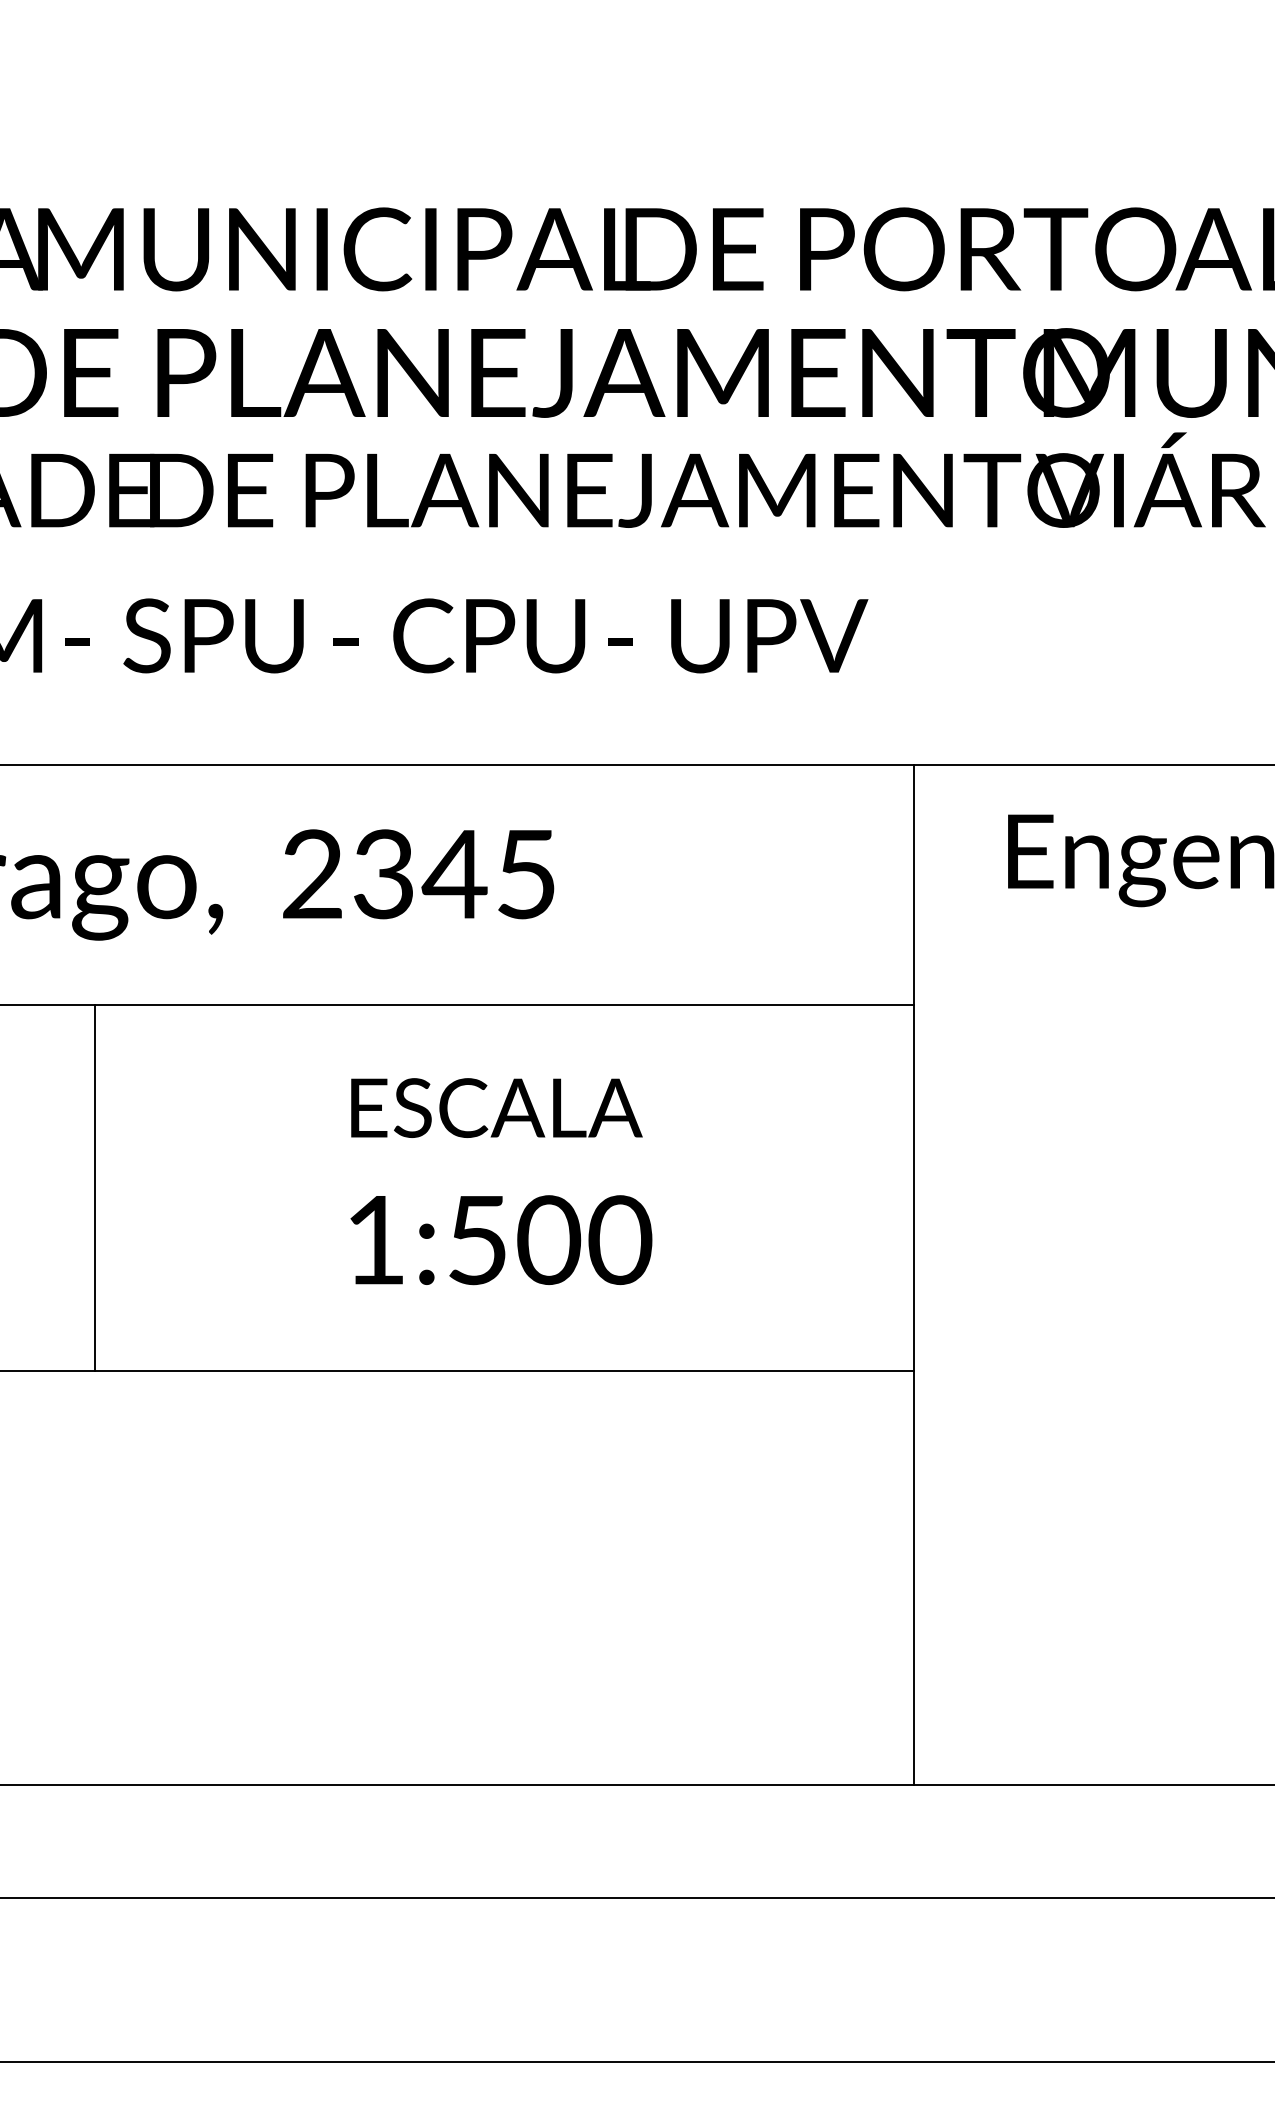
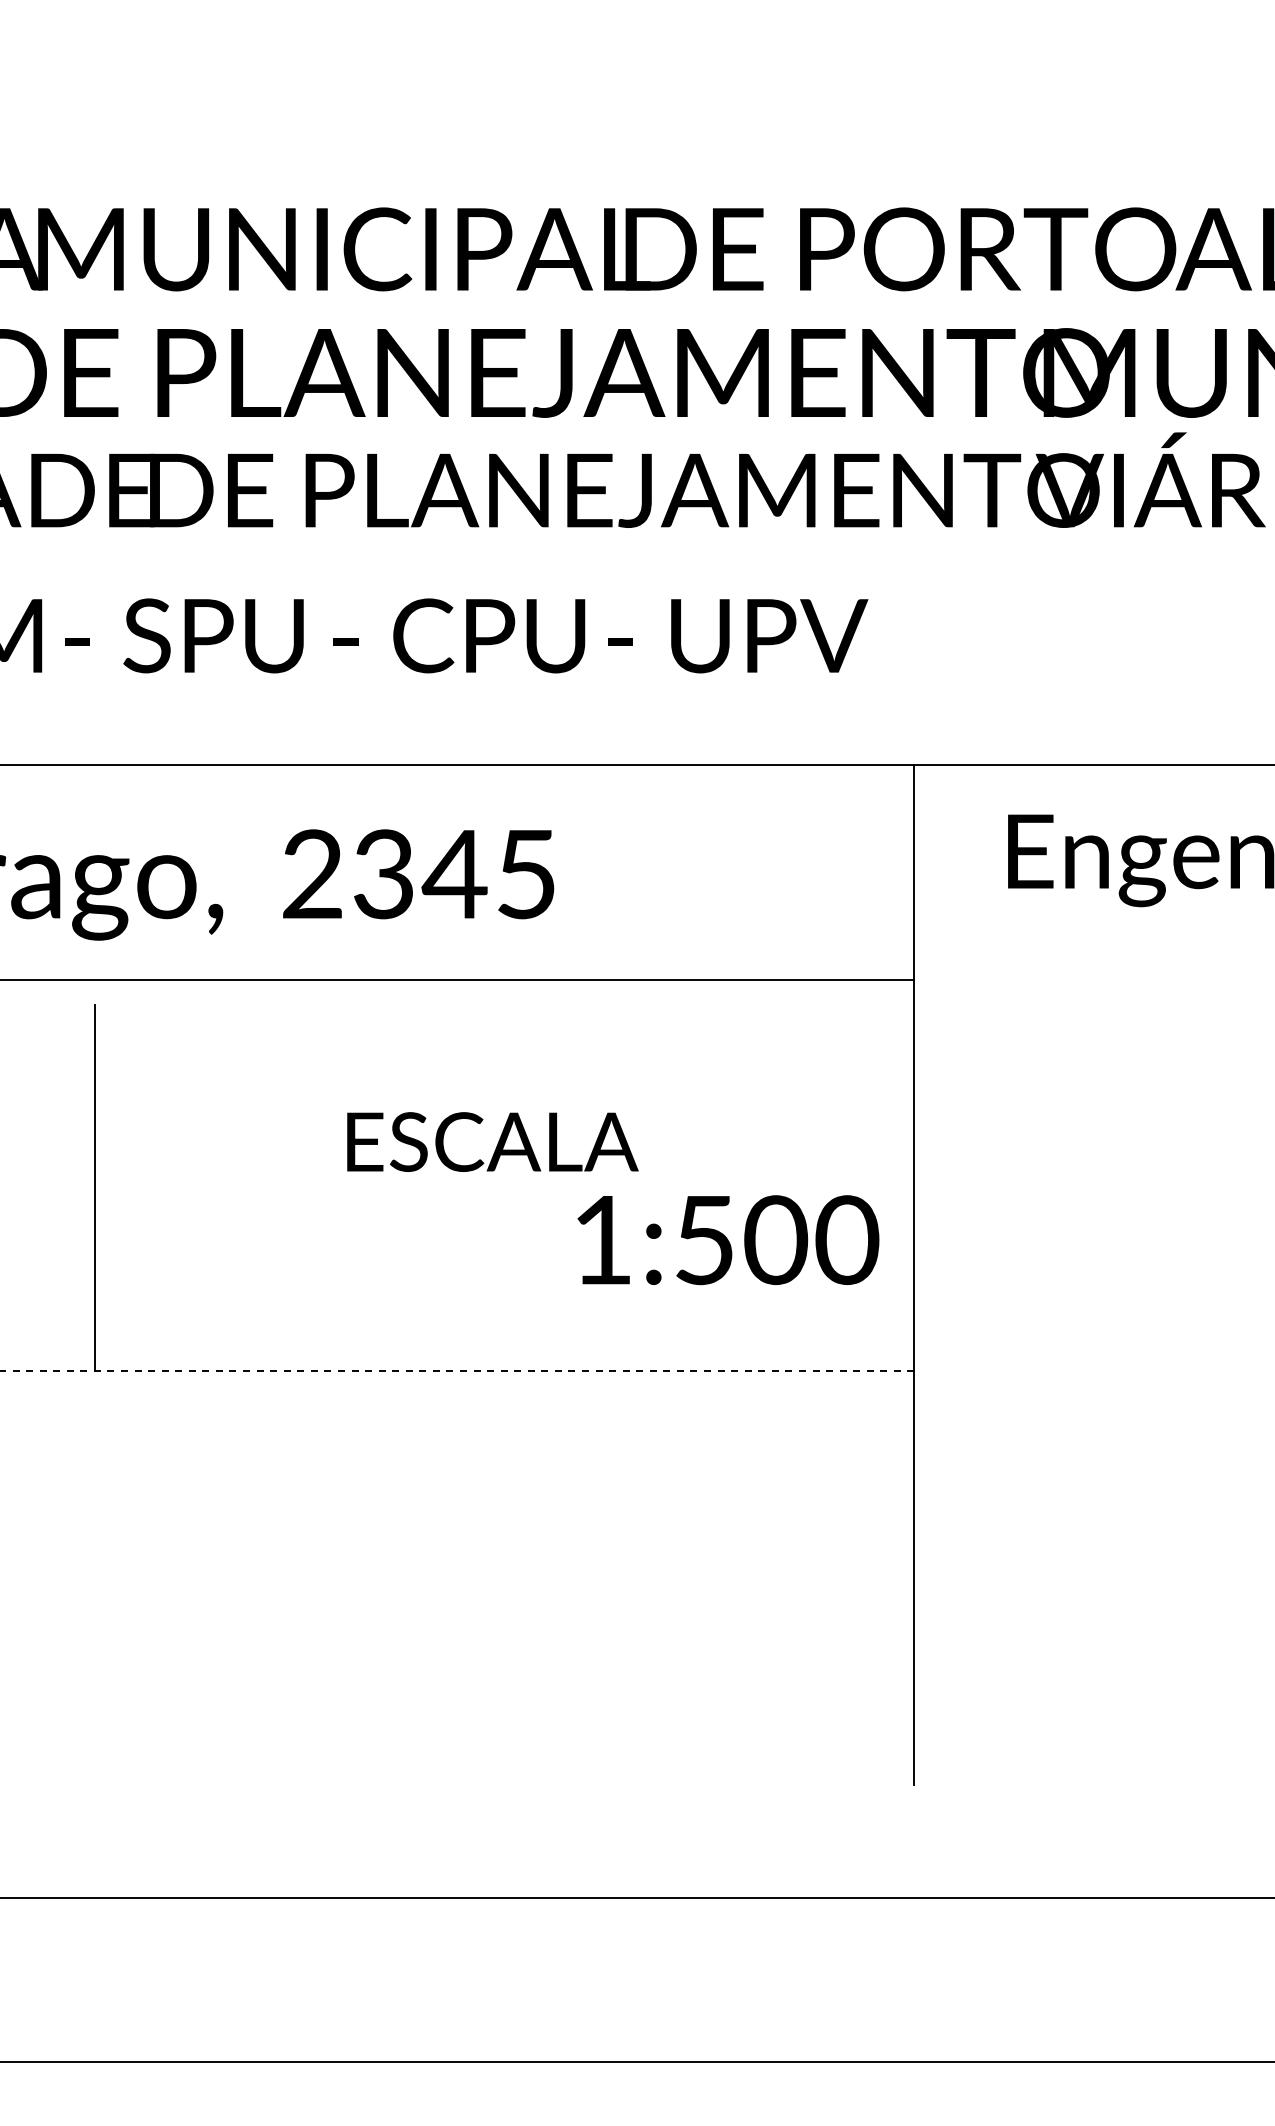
line position: (458, 1004) -> (458, 979) (458, 979)
text position: (496, 1107) -> (492, 1141) (492, 1141)
text position: (501, 1240) -> (728, 1240) (728, 1240)
line: solid -> dashed (457, 1371)
line: present -> none (636, 1785)
